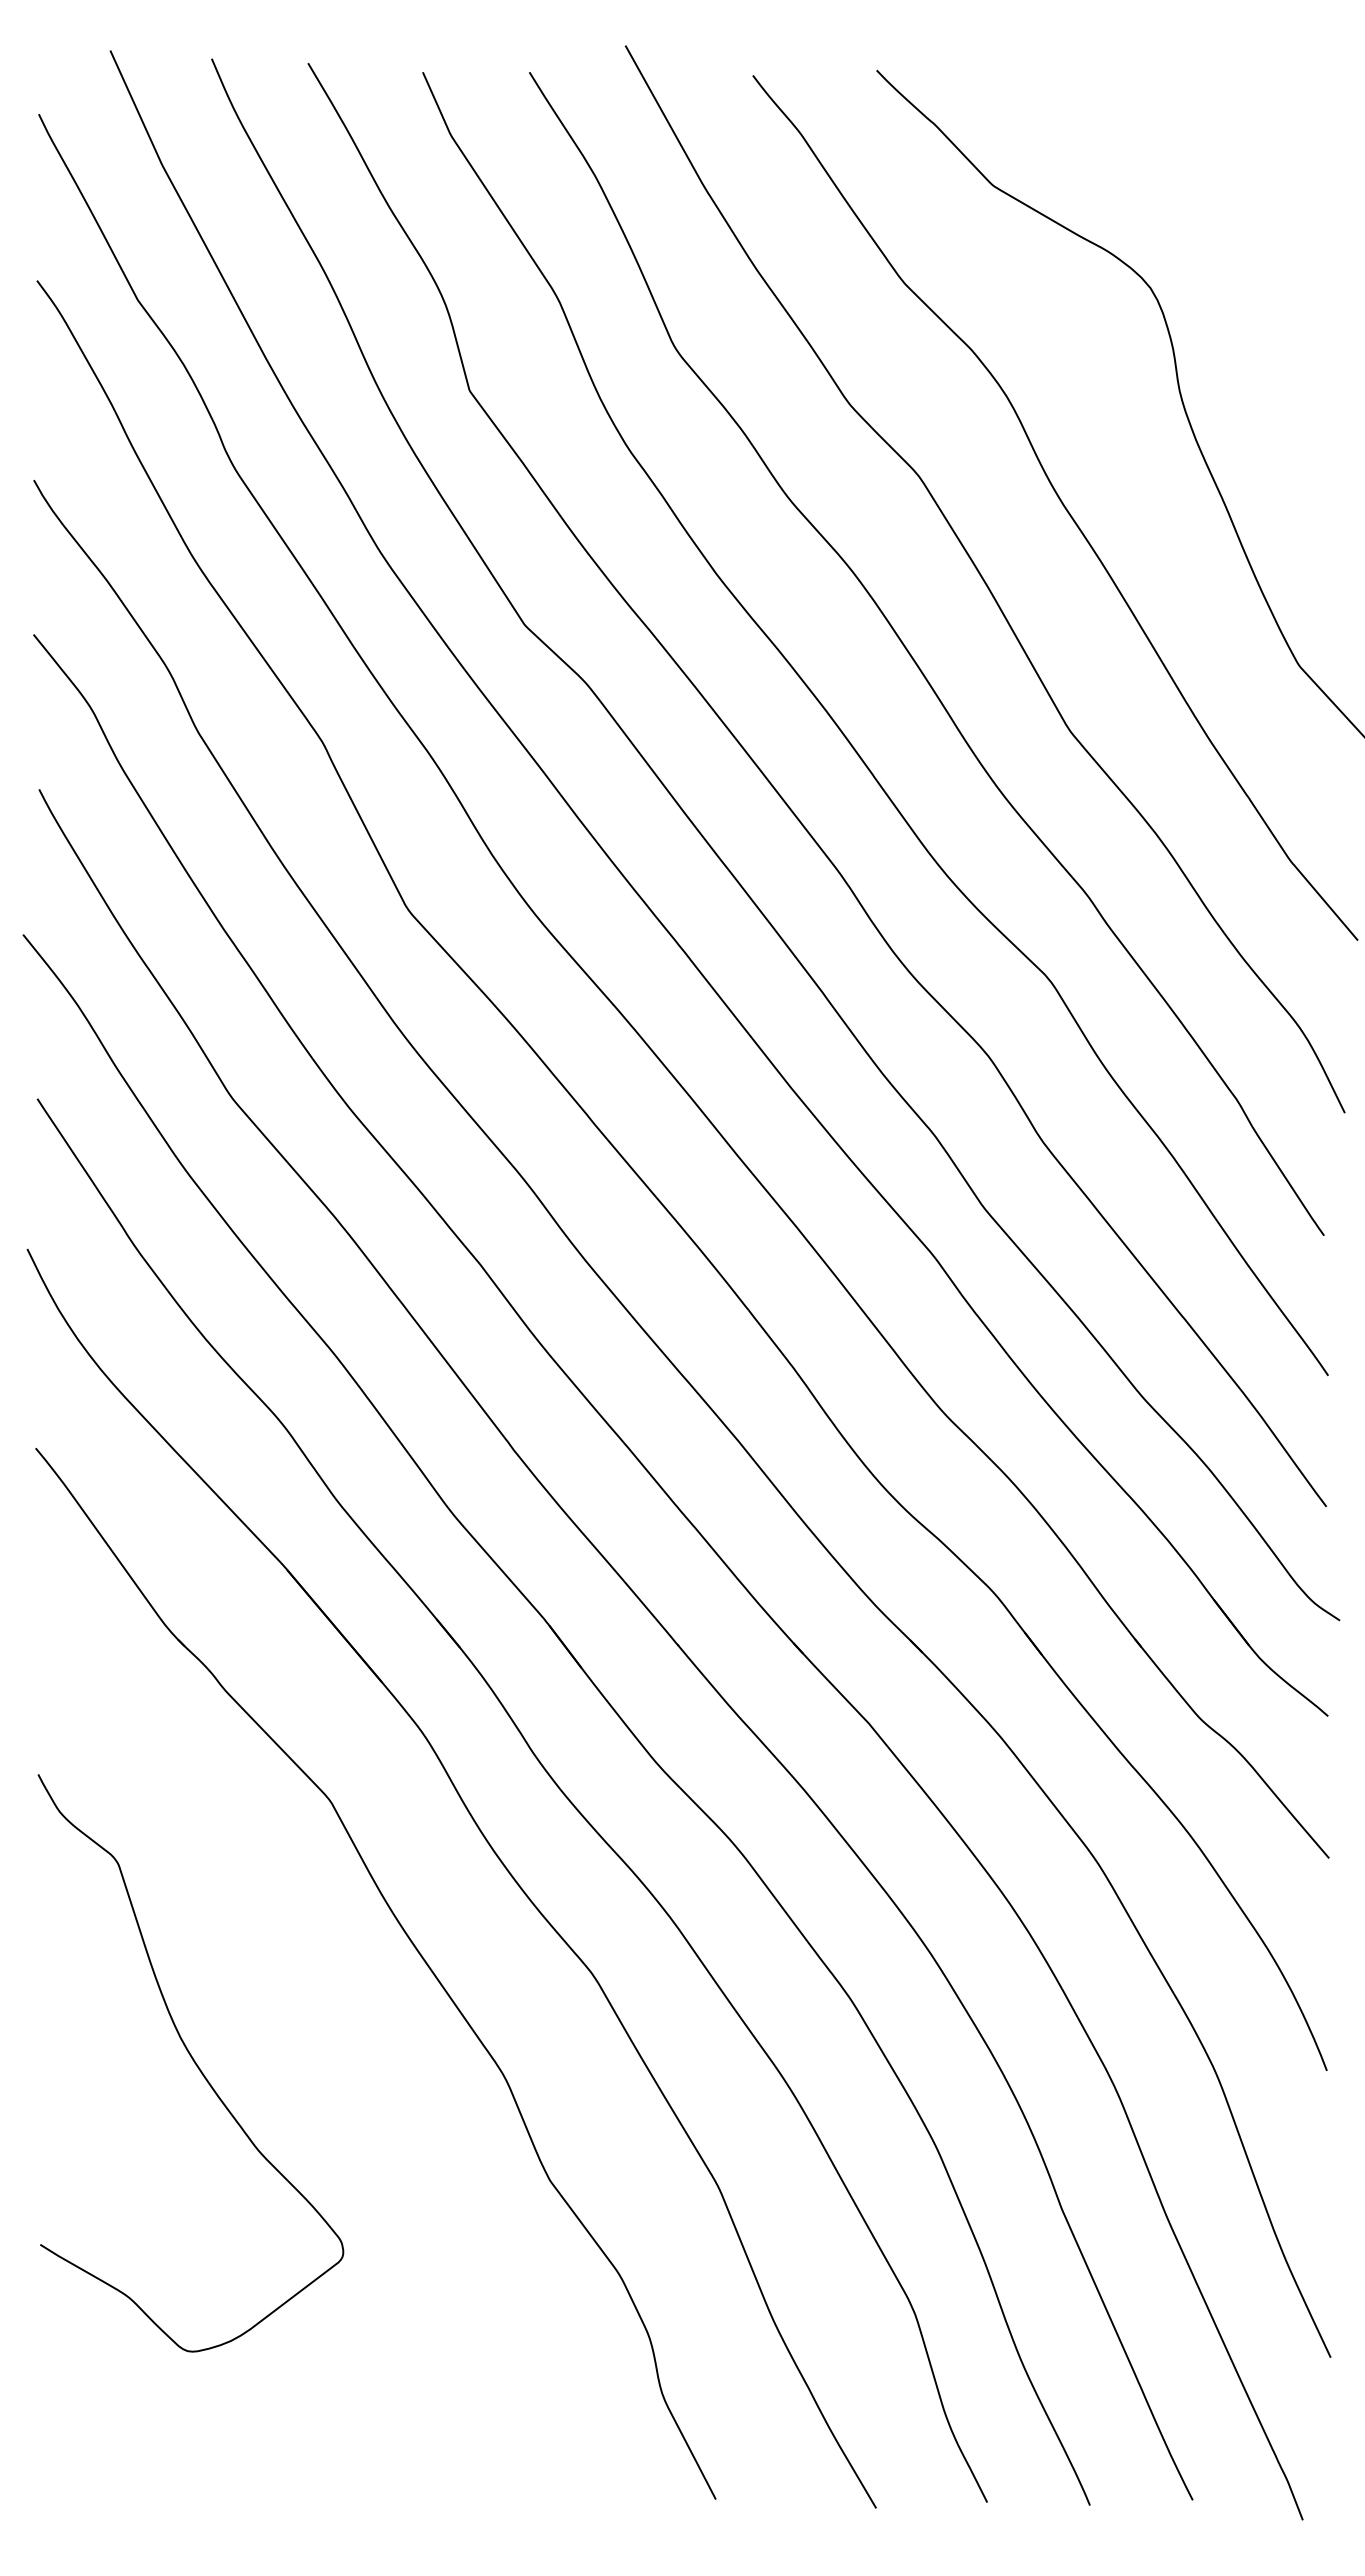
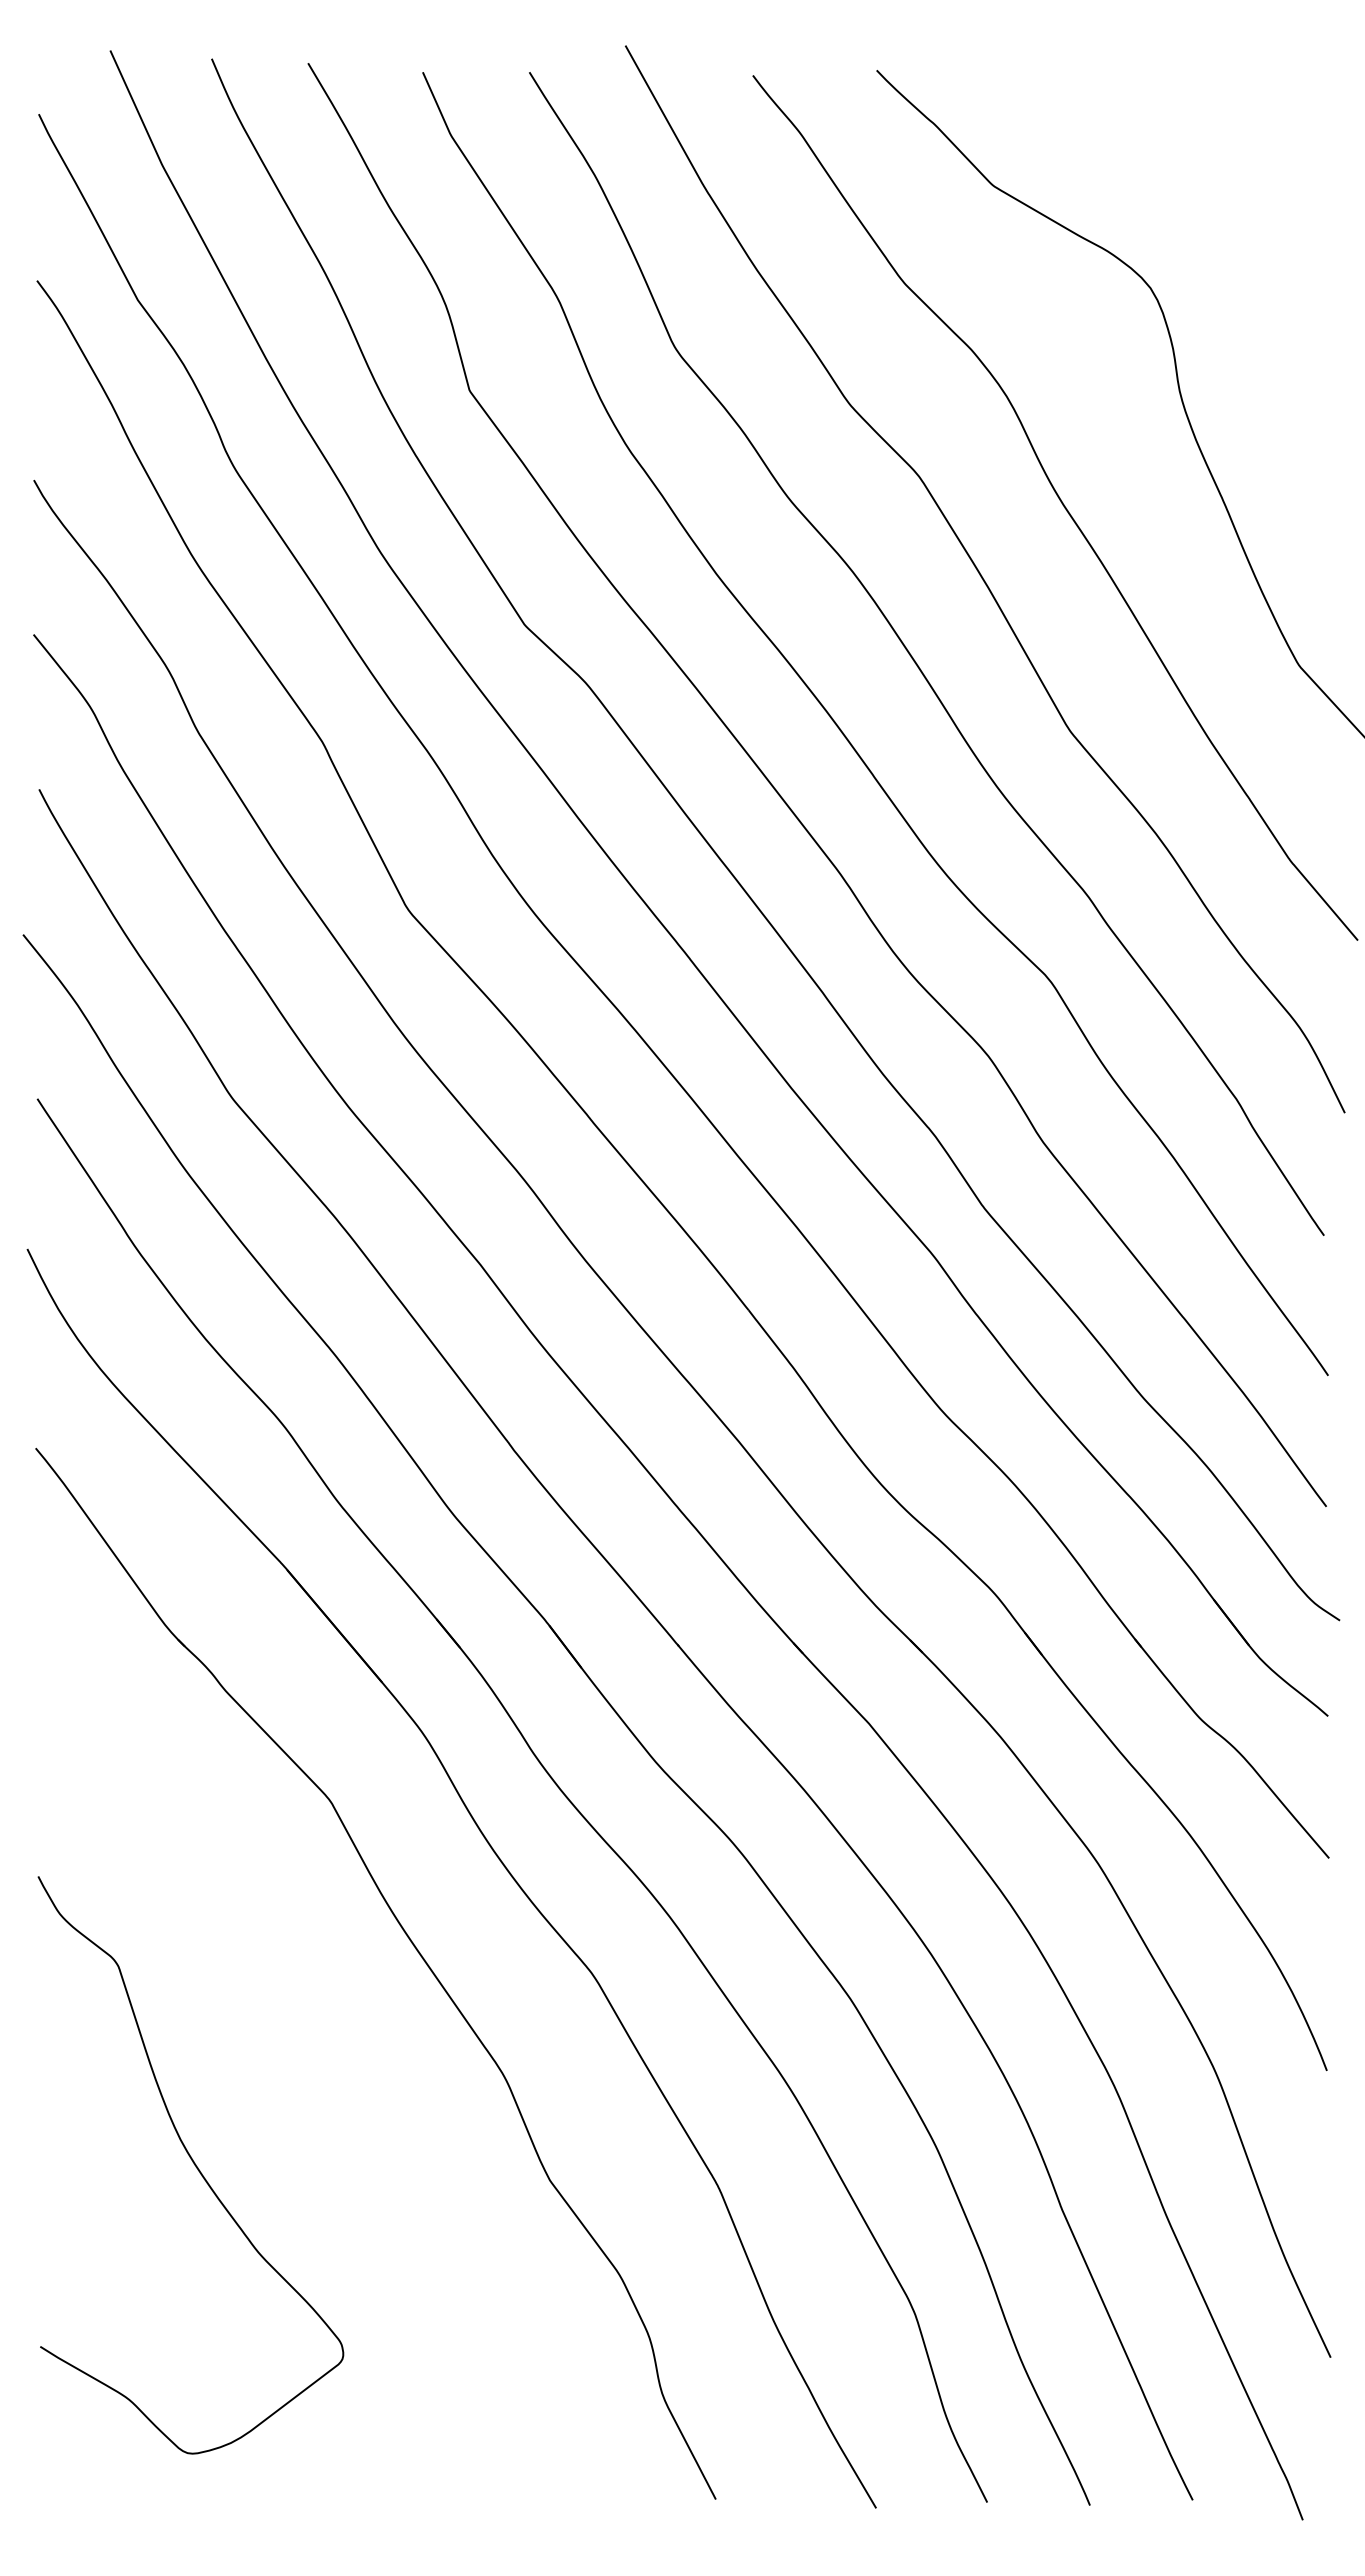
curve position: (192, 2060) -> (192, 2162) (192, 2162)
